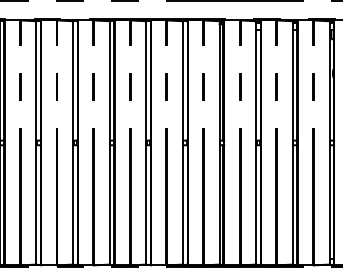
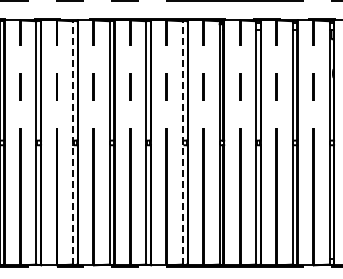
line: solid -> dashed (73, 142)
line: solid -> dashed (182, 142)
